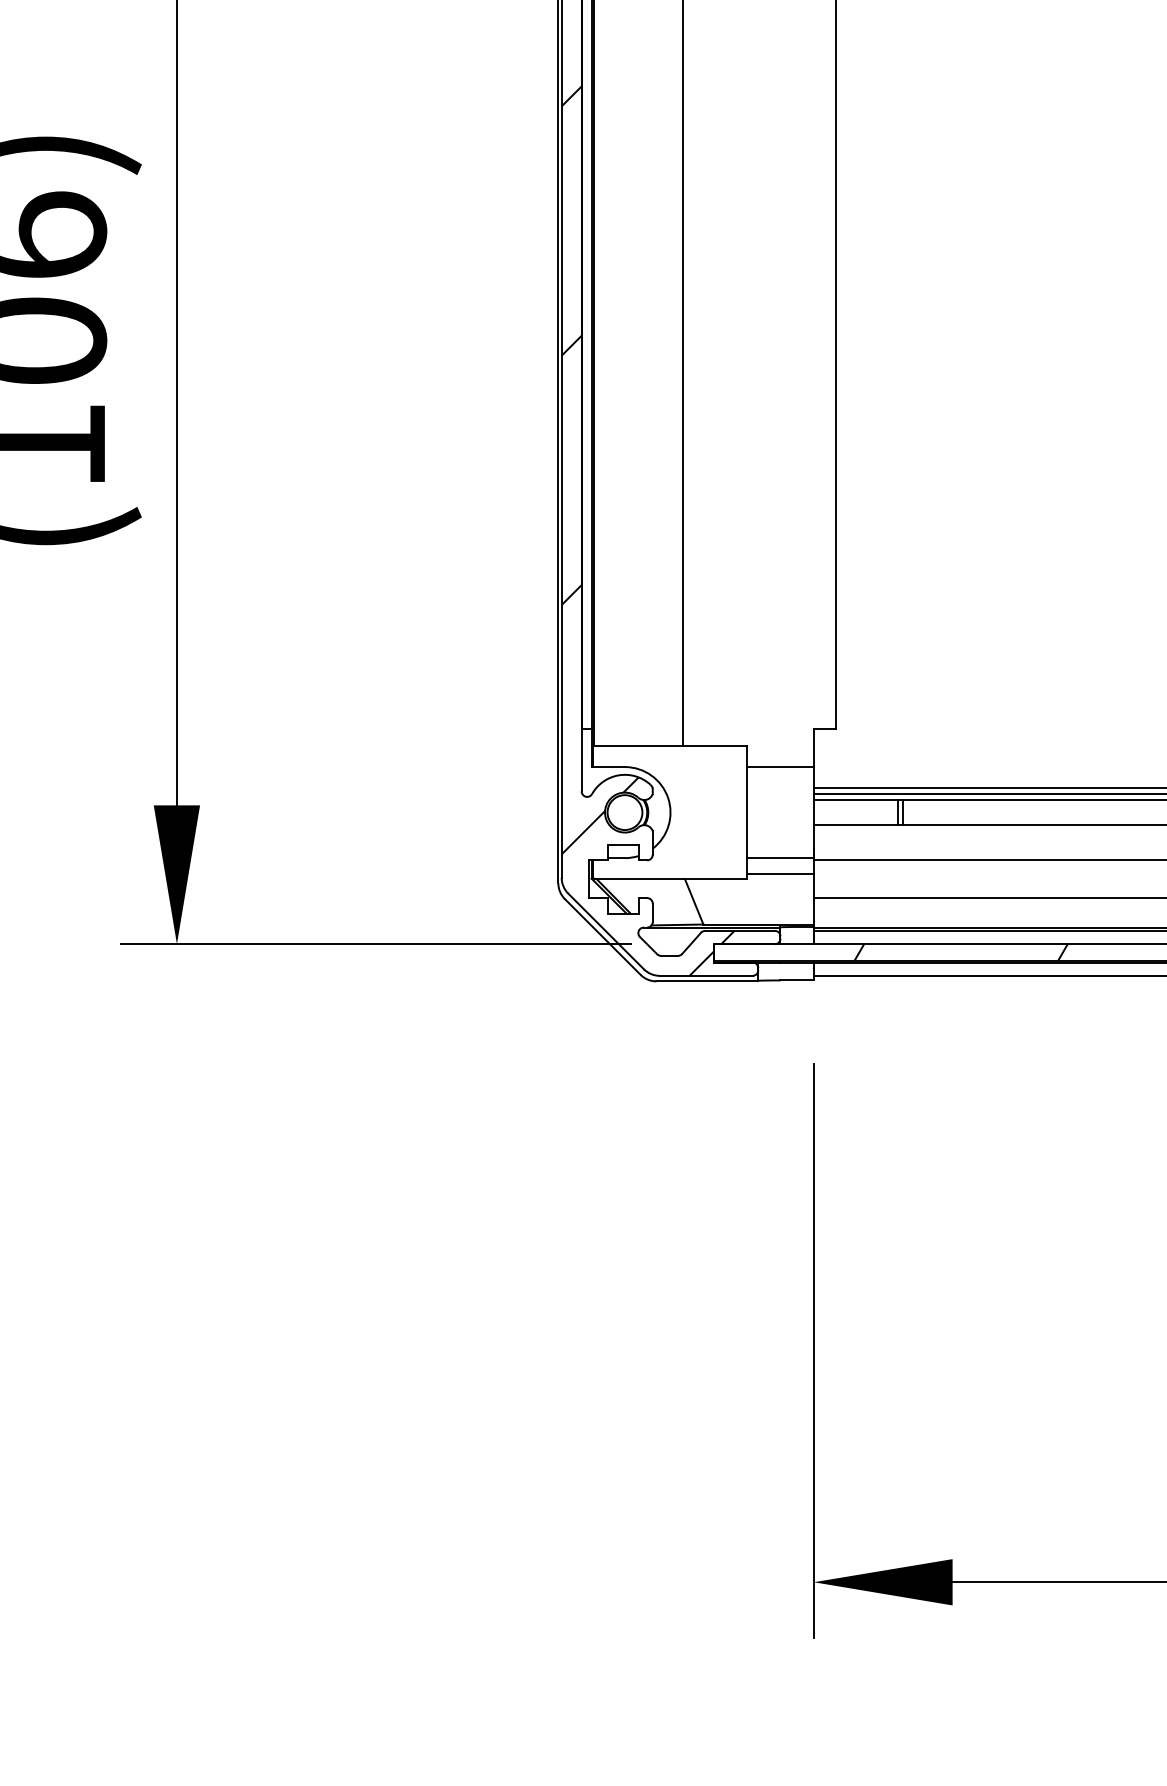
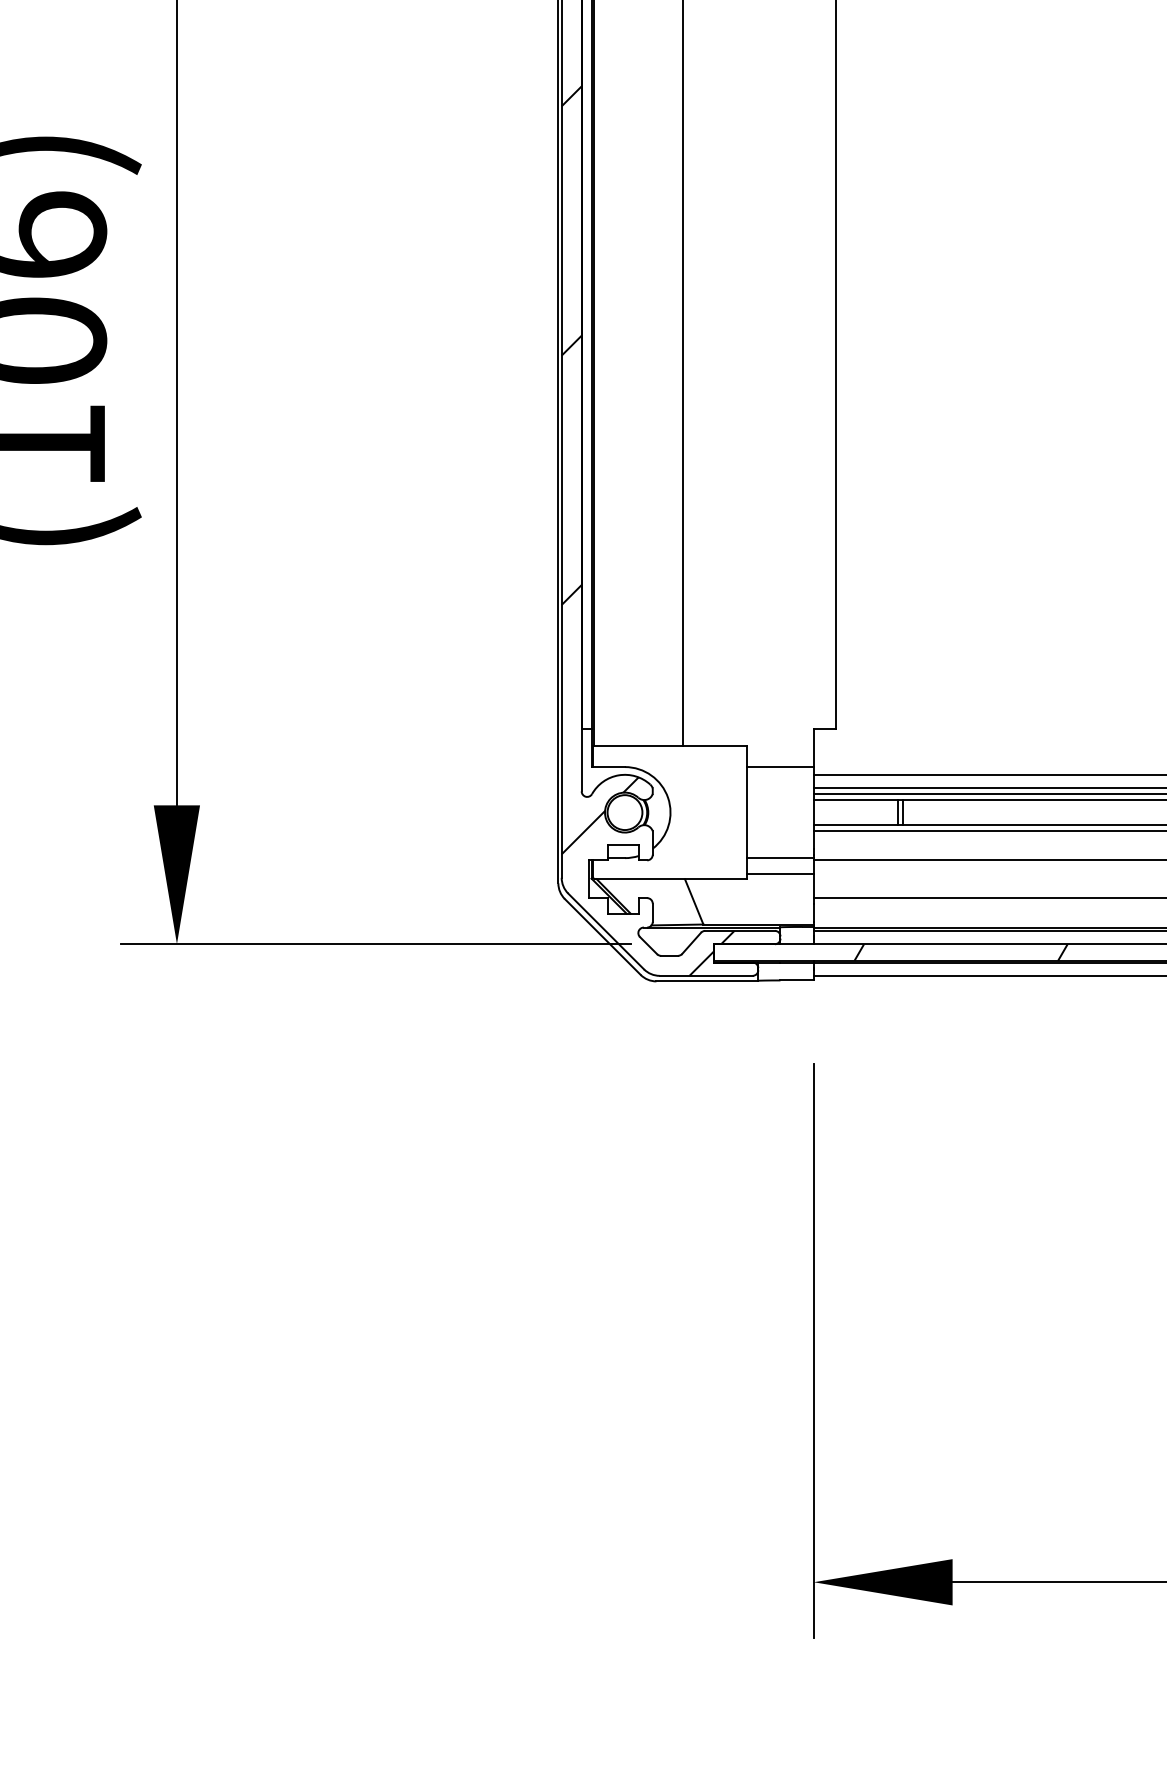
line: none -> present (988, 774)
line: none -> present (988, 831)
